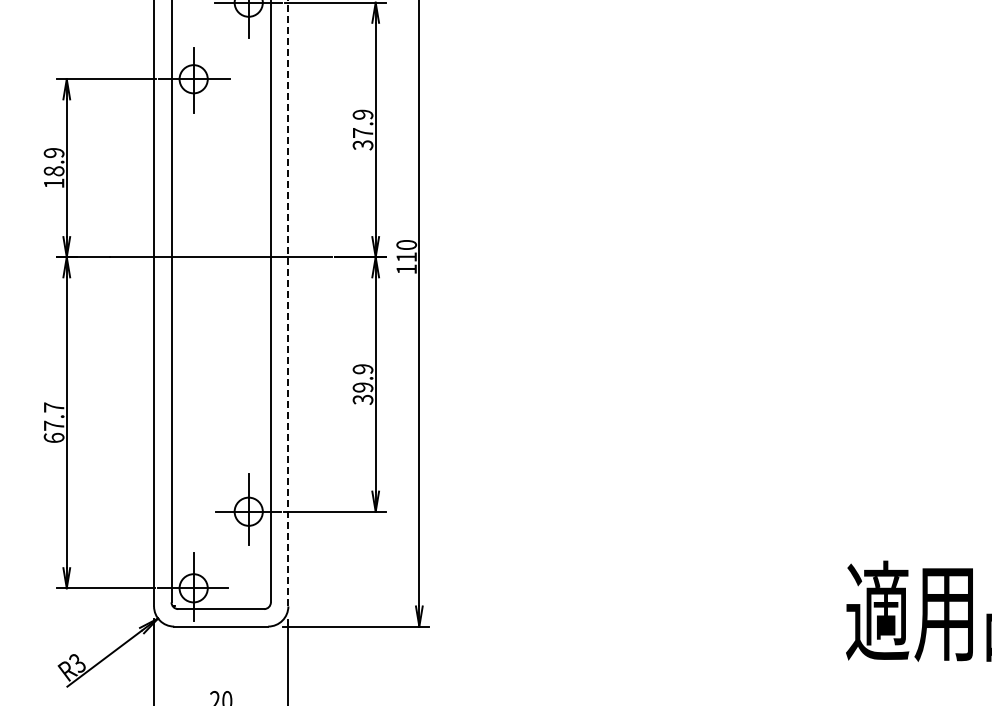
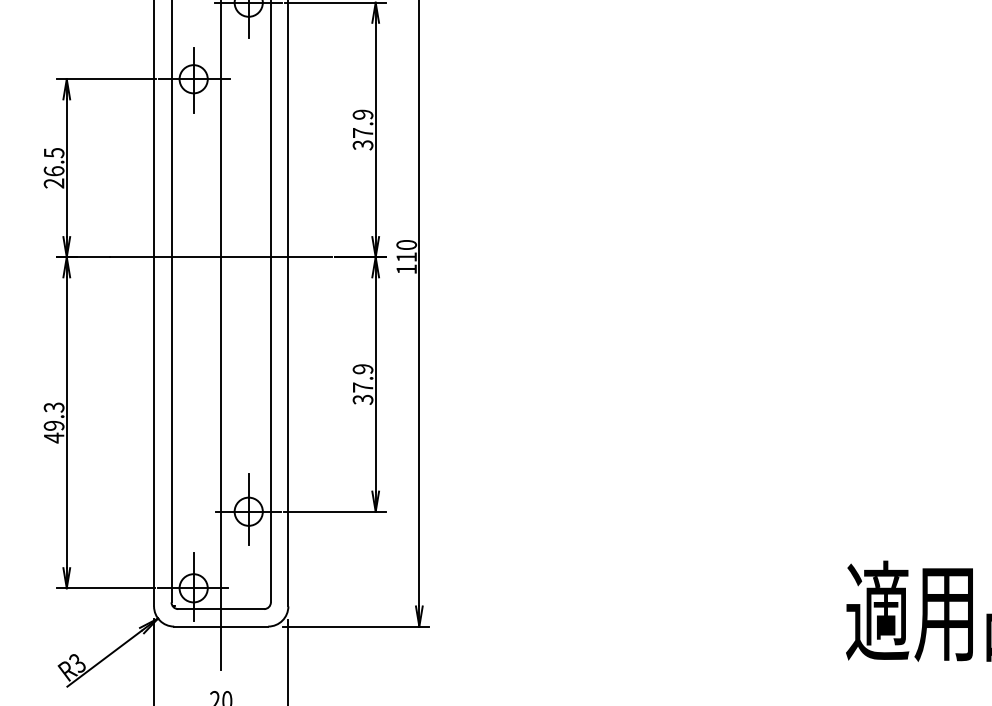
text: 18.9 -> 26.5 (53, 168)
line: dashed -> solid (288, 303)
line: none -> present (221, 336)
text: 39.9 -> 37.9 (362, 387)
text: 67.7 -> 49.3 (53, 422)
